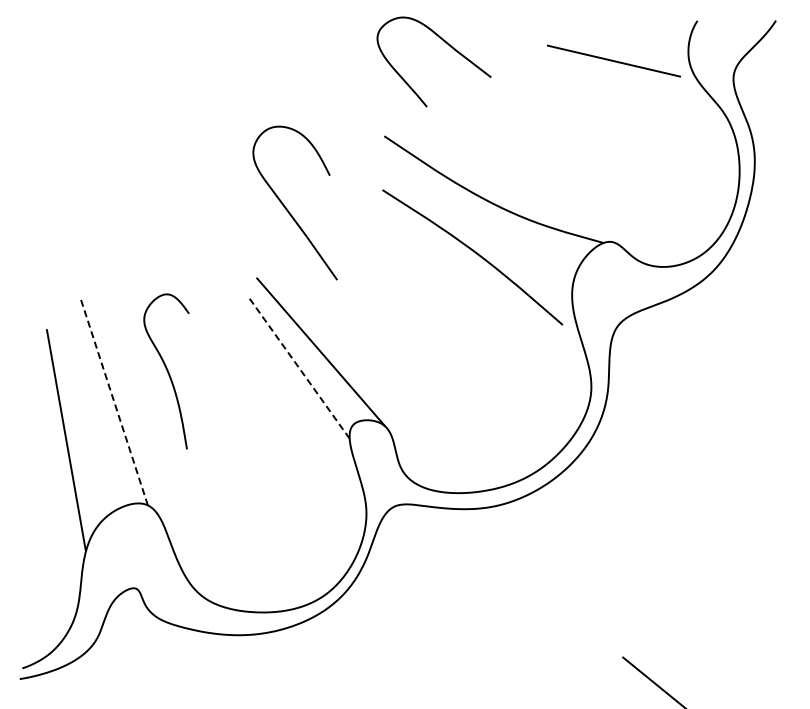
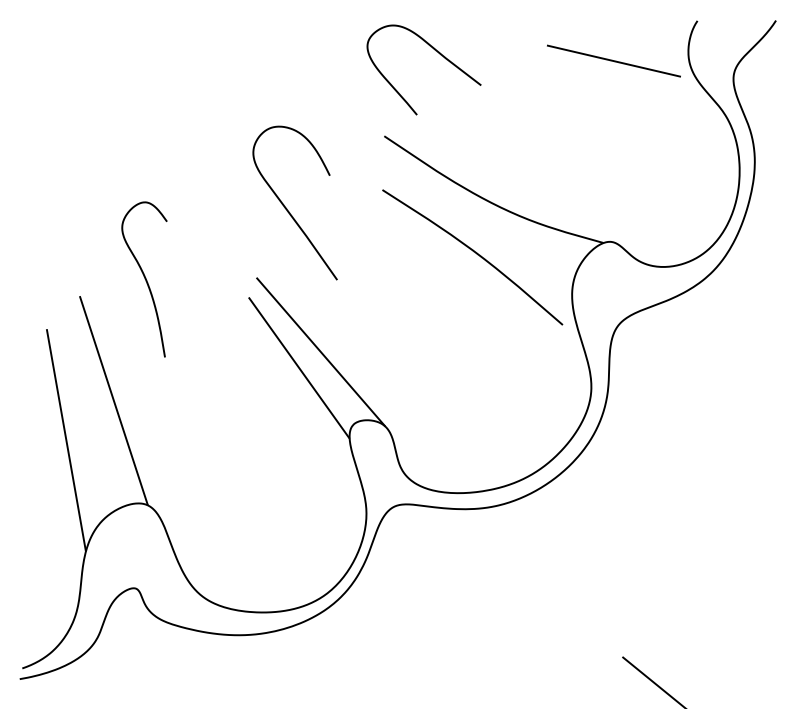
curve position: (448, 45) -> (438, 53) (438, 53)
line: dashed -> solid (299, 368)
curve position: (166, 371) -> (144, 279) (144, 279)
line: dashed -> solid (113, 400)
